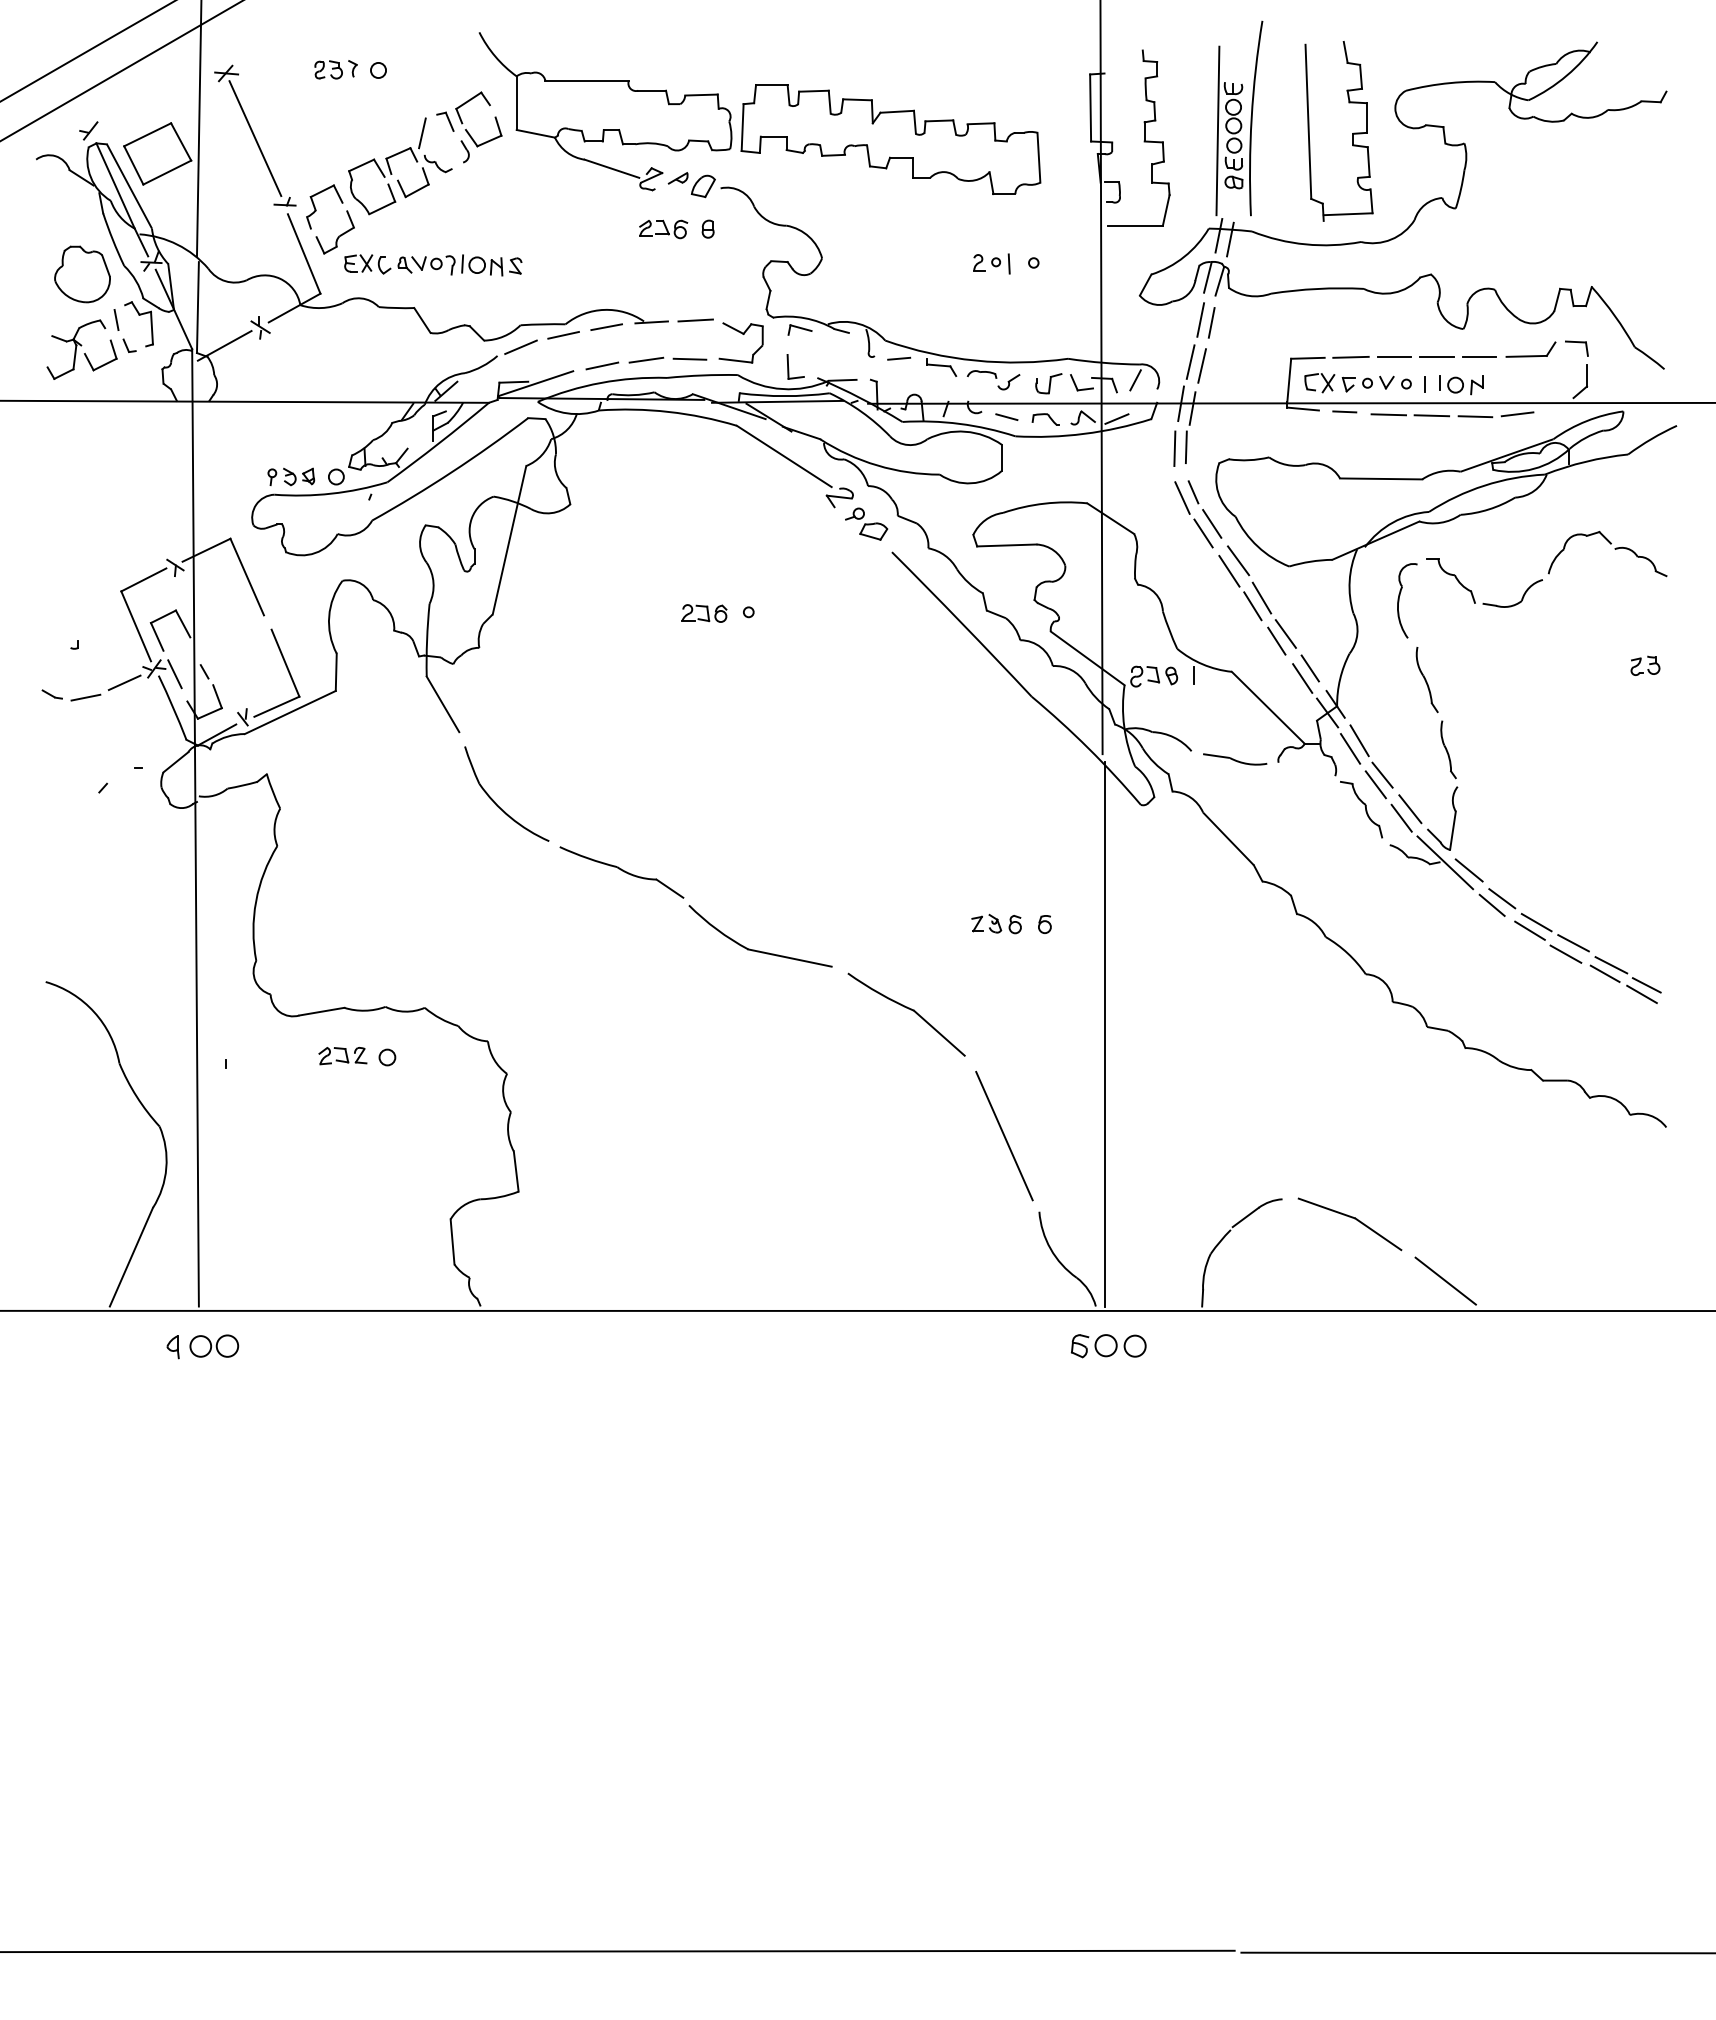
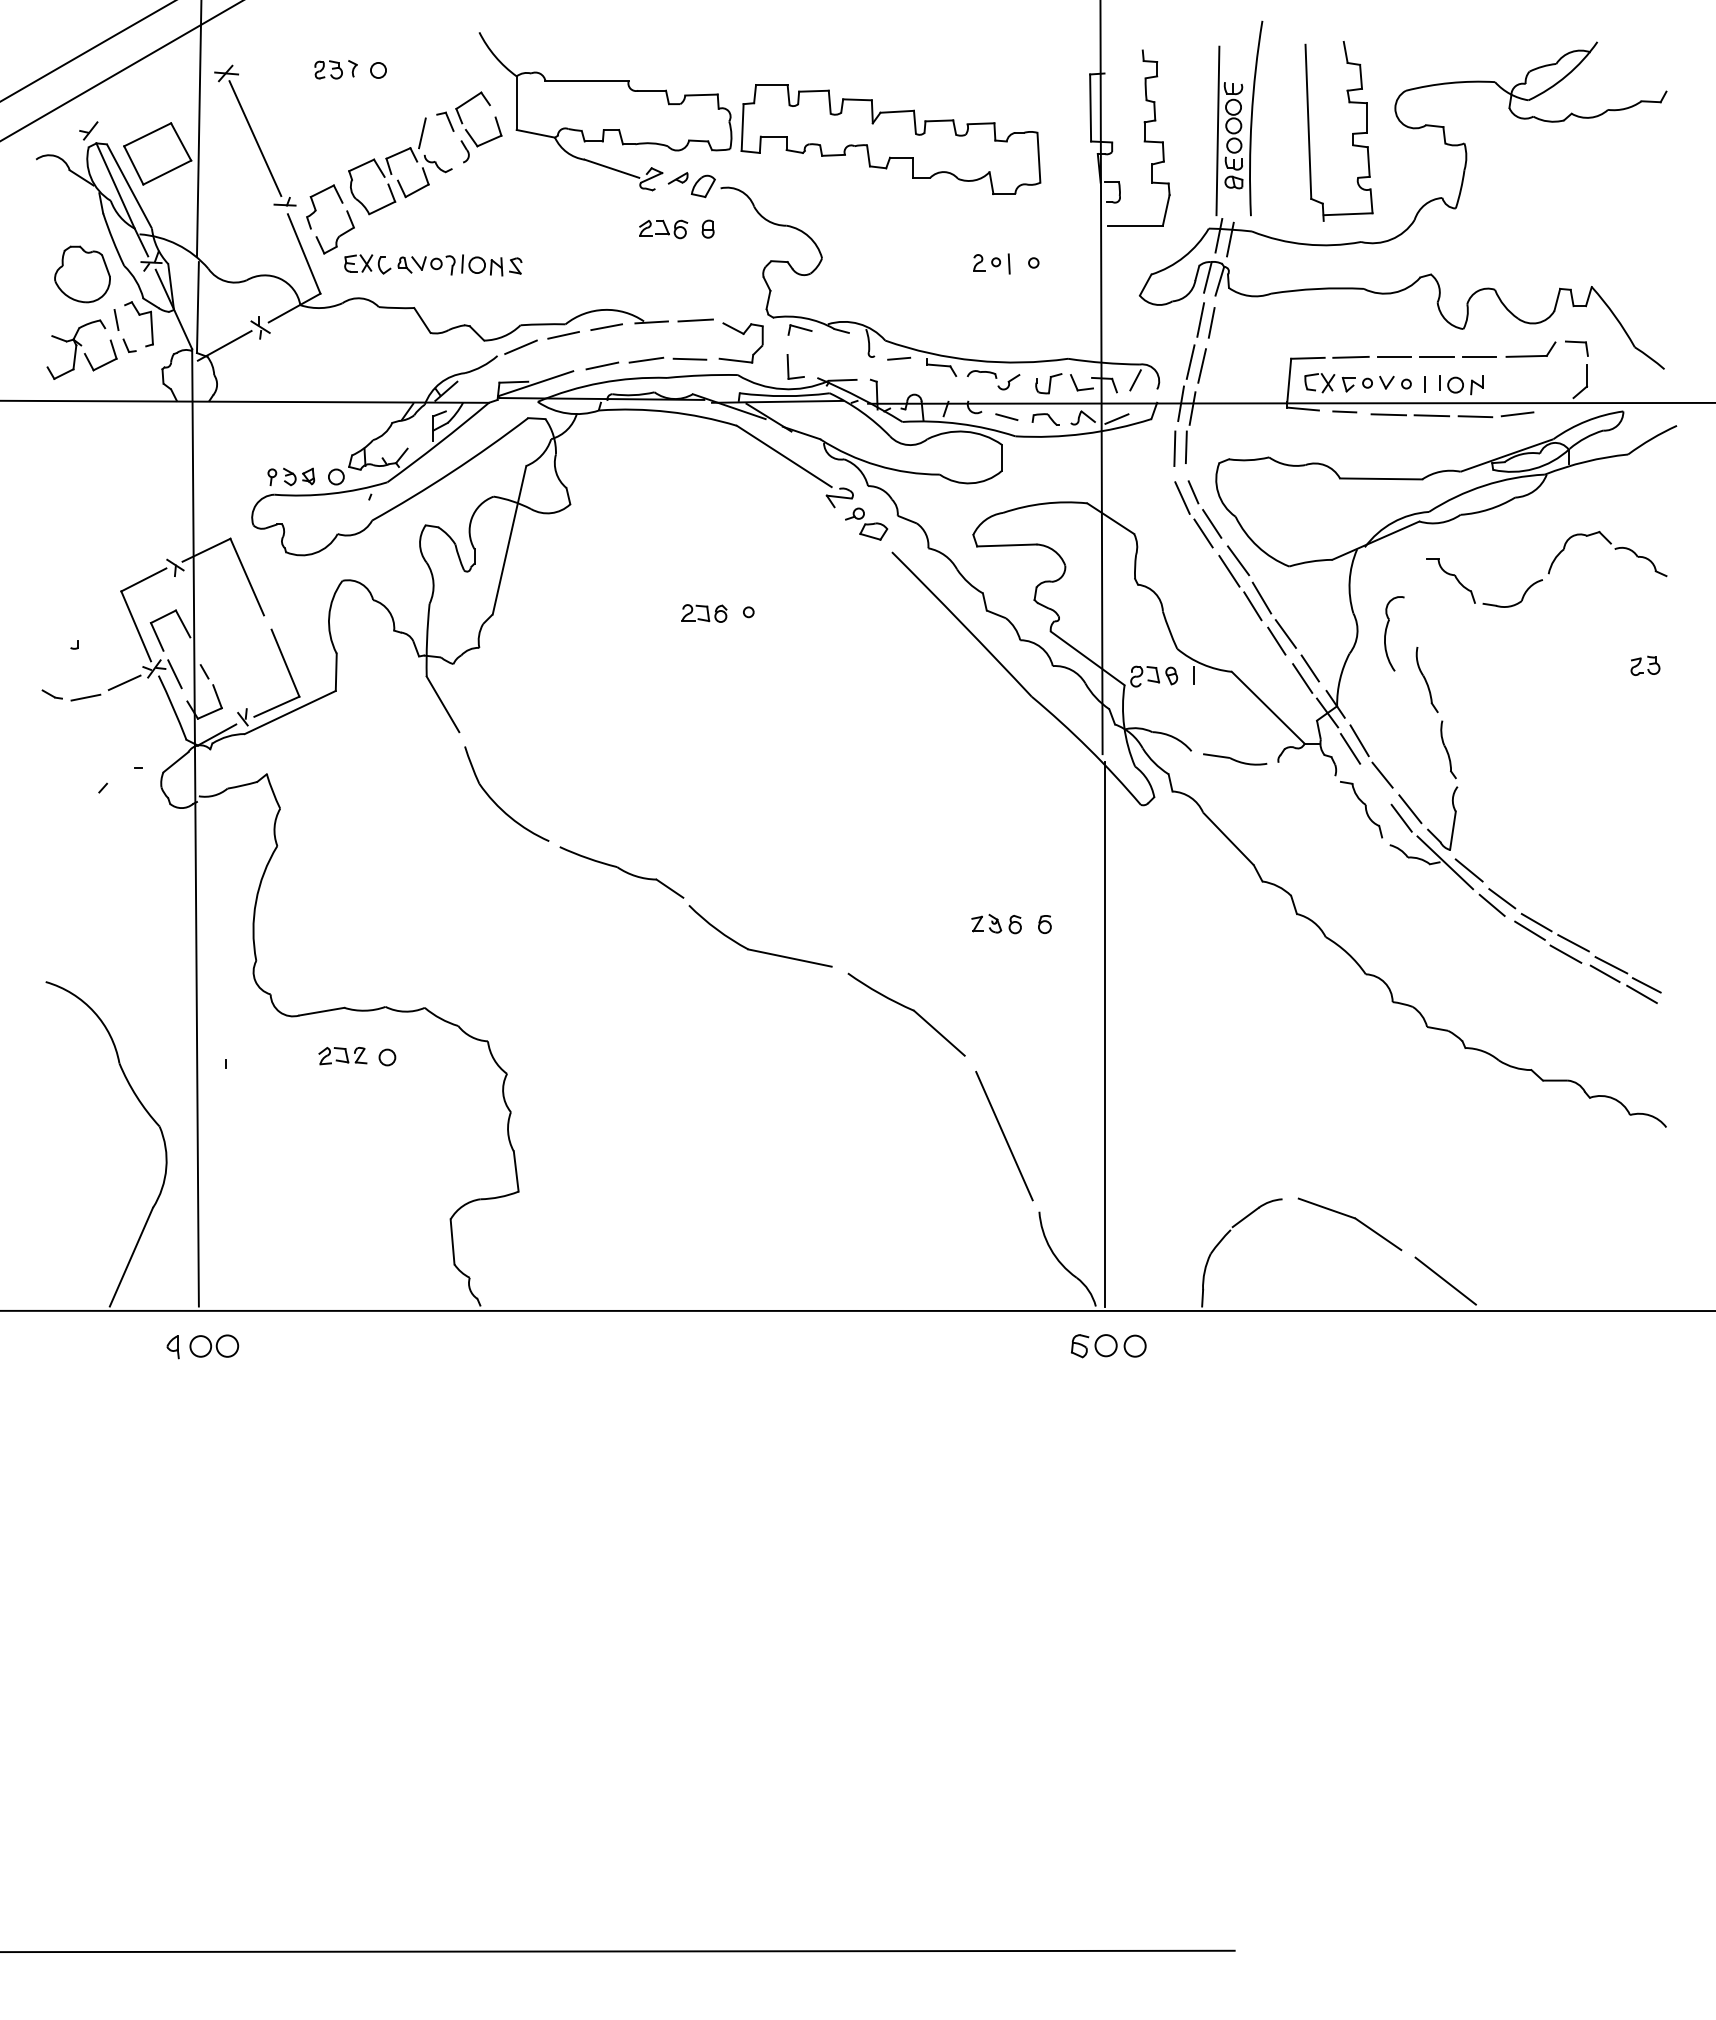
part position: (1399, 600) -> (1386, 633) (1386, 633)
line: present -> none (1375, 784)
line: present -> none (1476, 1952)
